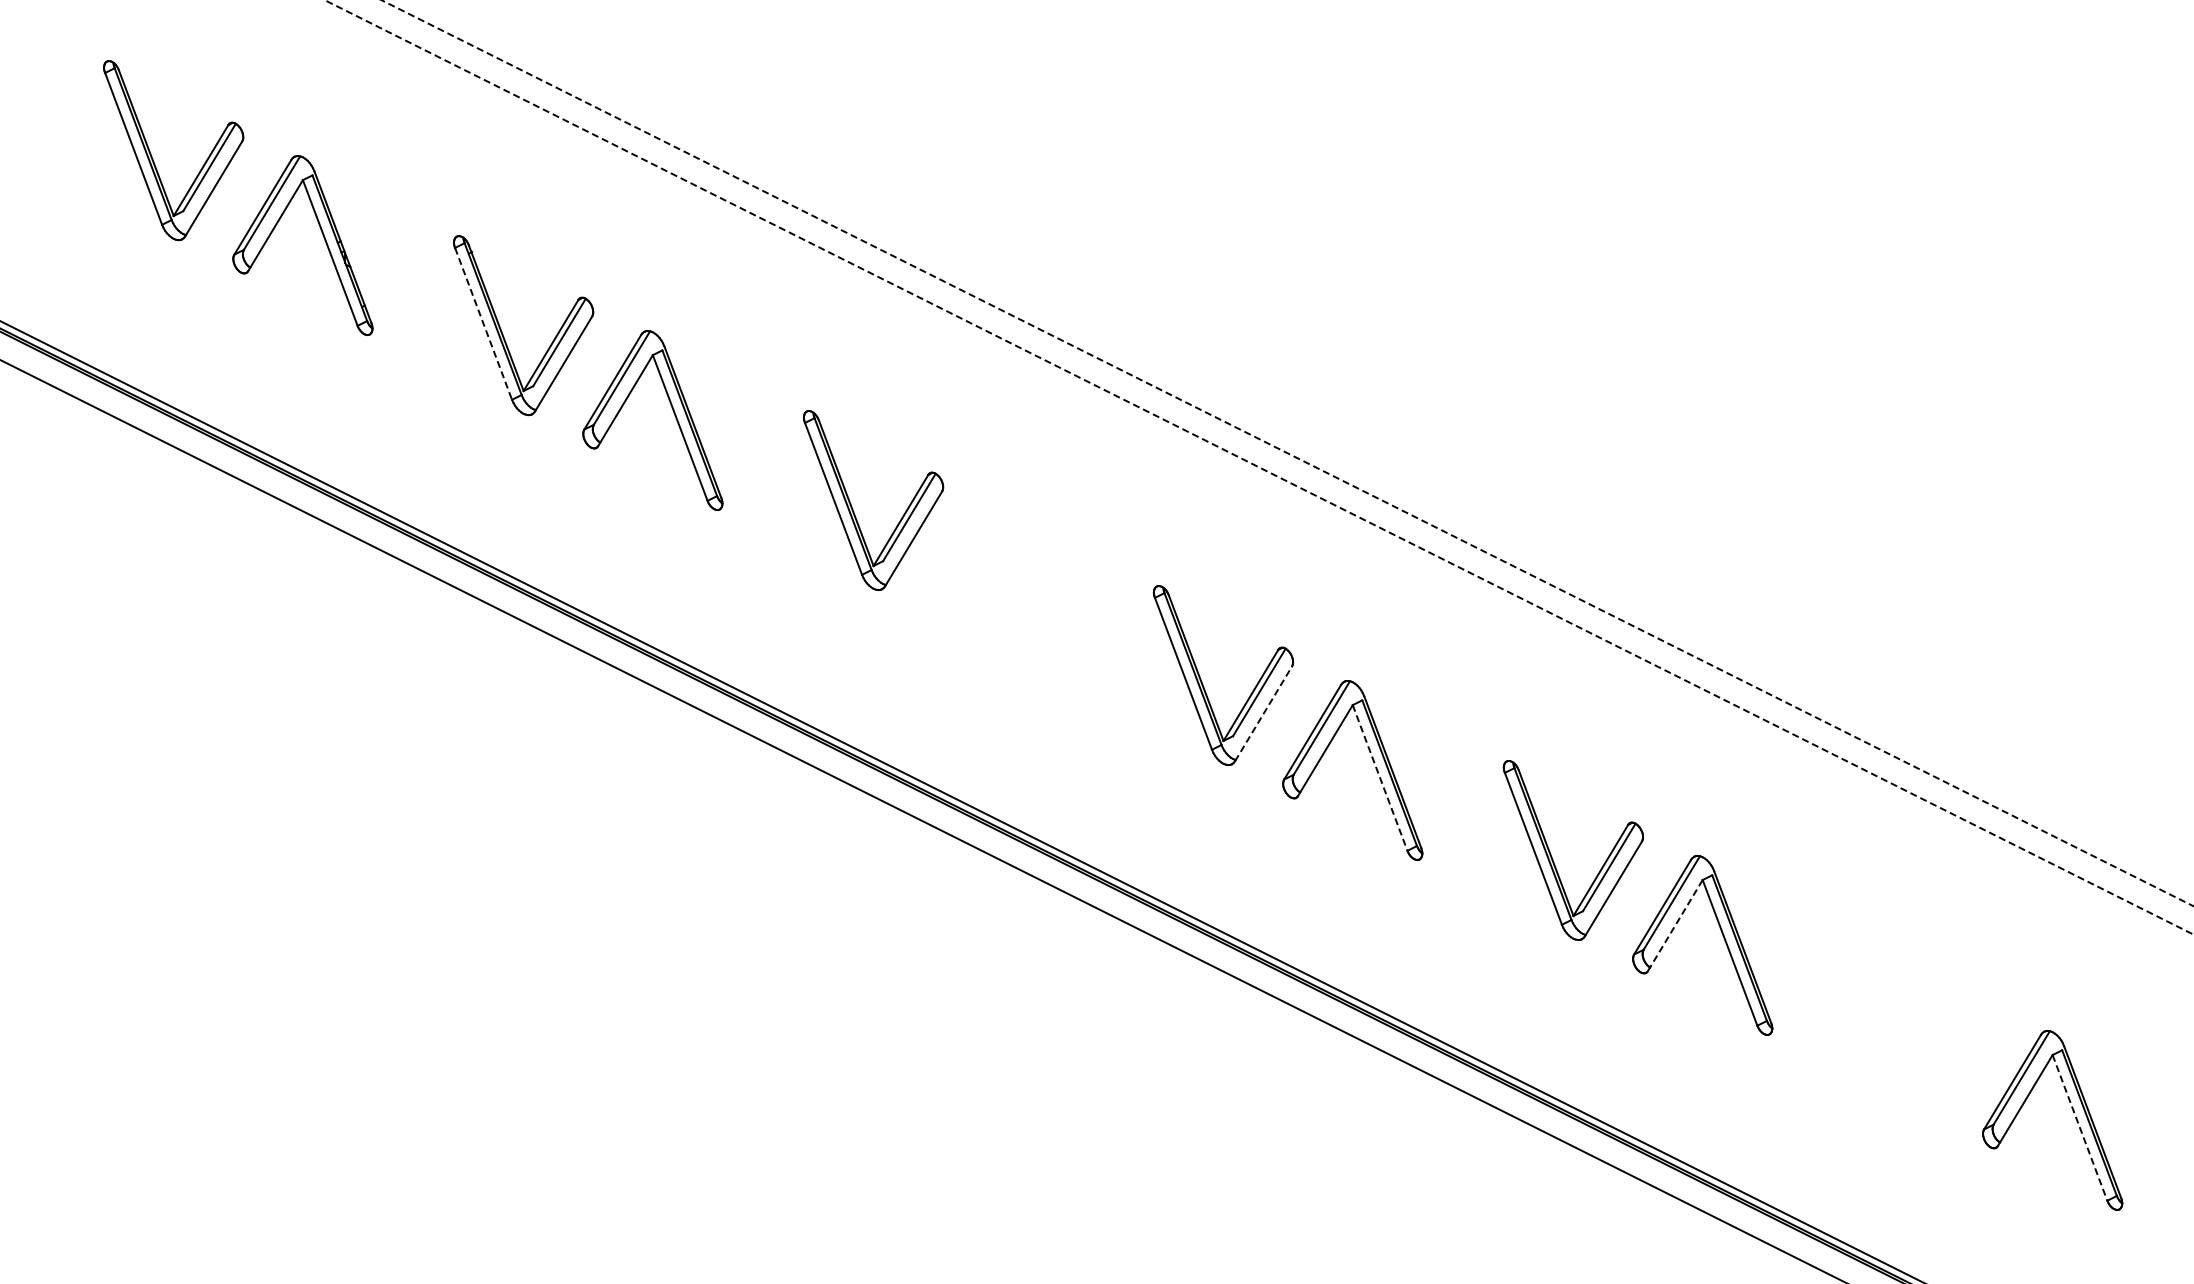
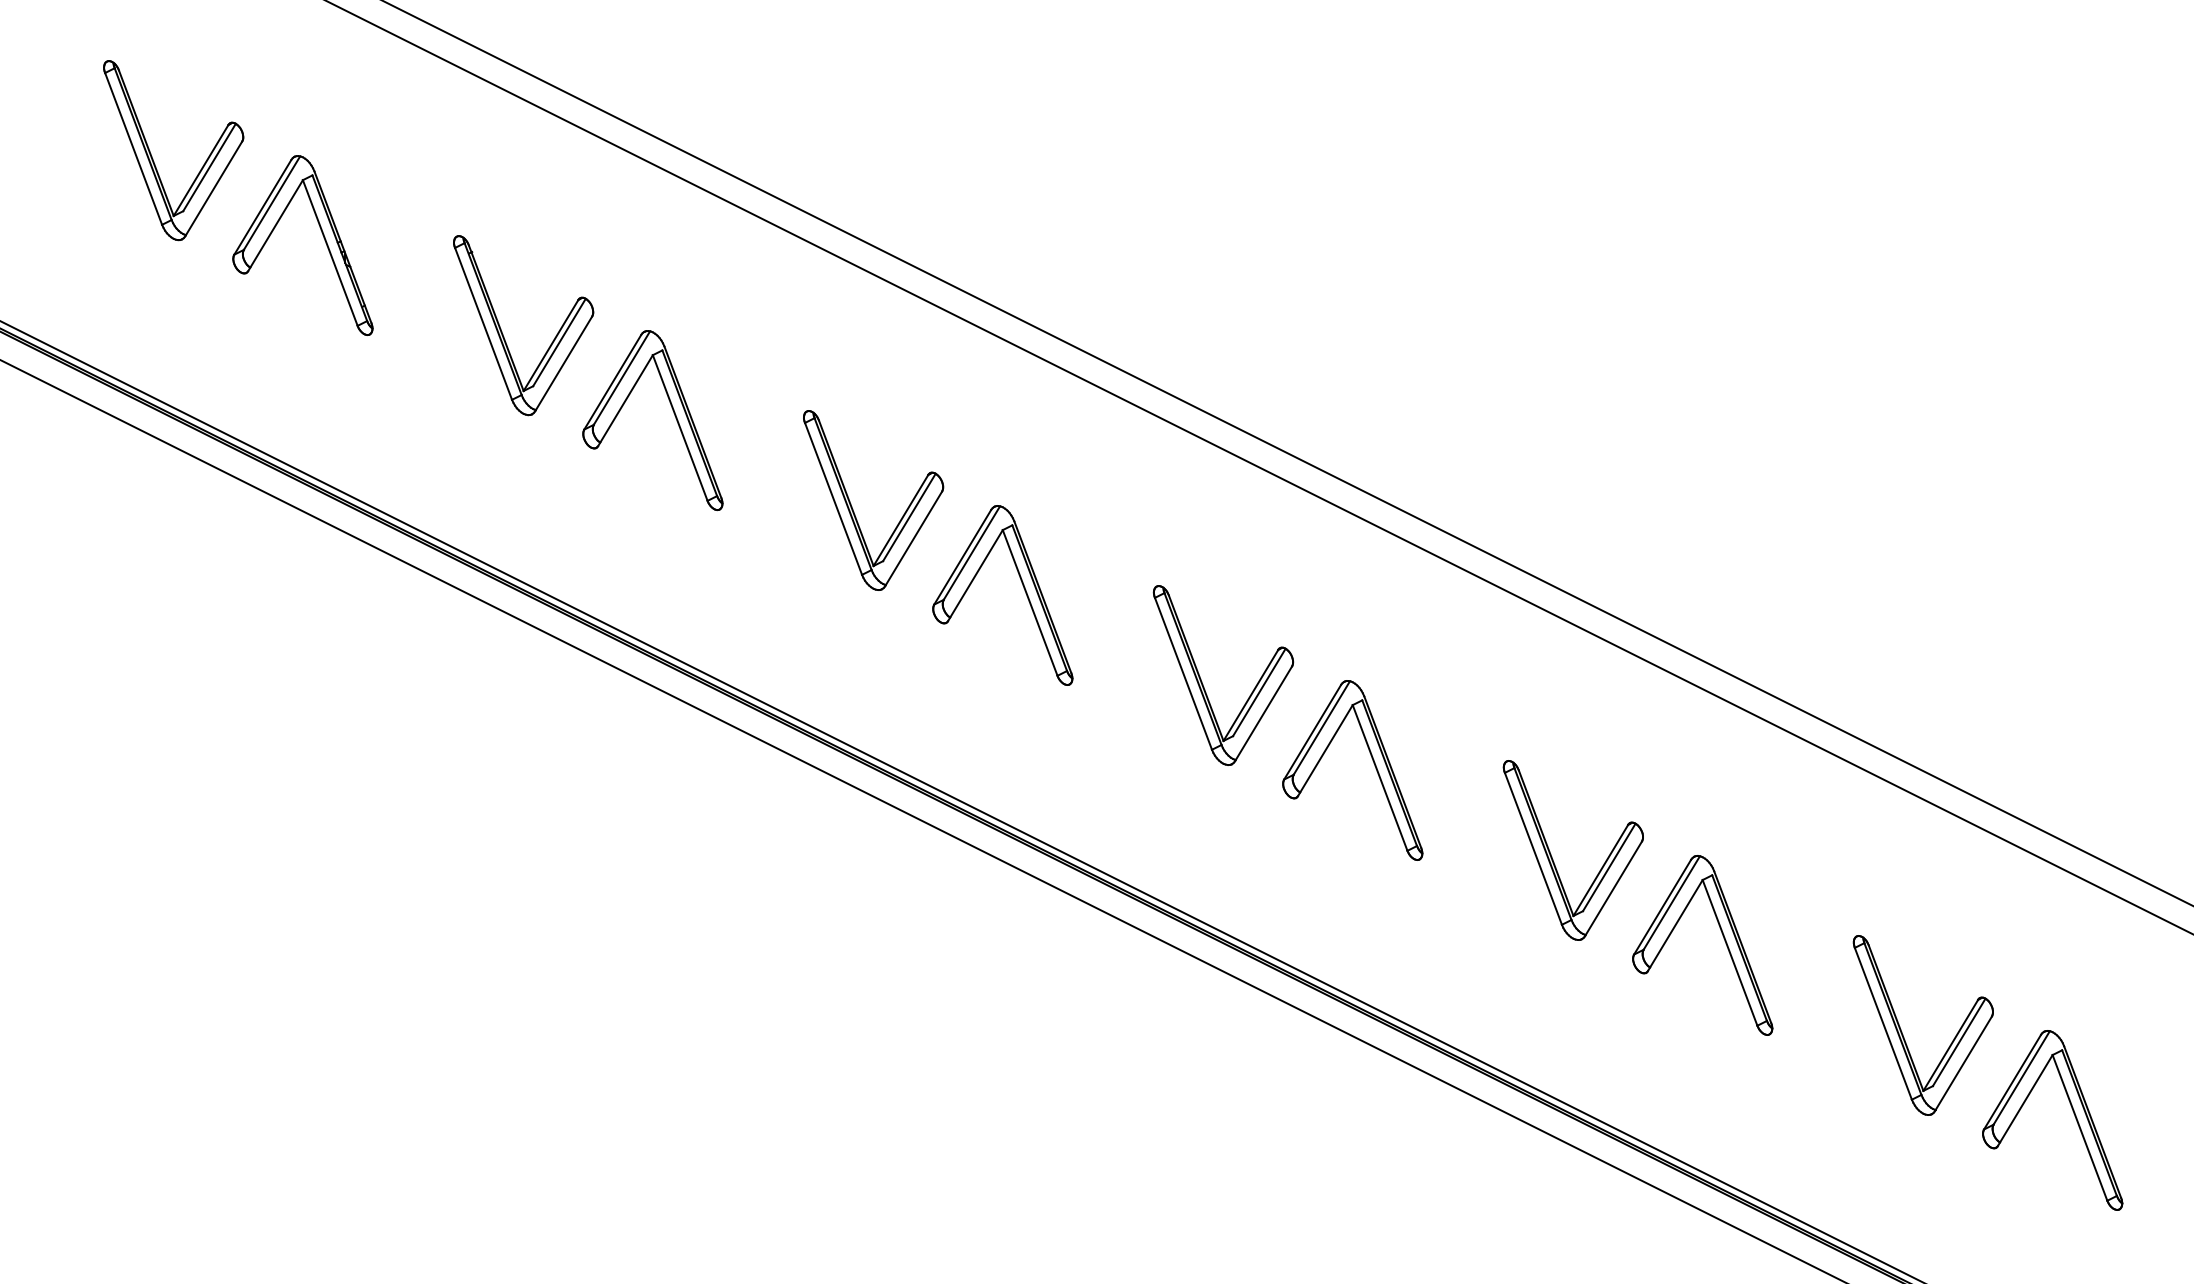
line: dashed -> solid (483, 324)
line: dashed -> solid (1286, 452)
line: dashed -> solid (1258, 467)
part: none -> present (1023, 588)
line: dashed -> solid (1263, 713)
line: dashed -> solid (1380, 777)
line: dashed -> solid (1675, 925)
part: none -> present (1902, 1031)
line: dashed -> solid (2079, 1127)
